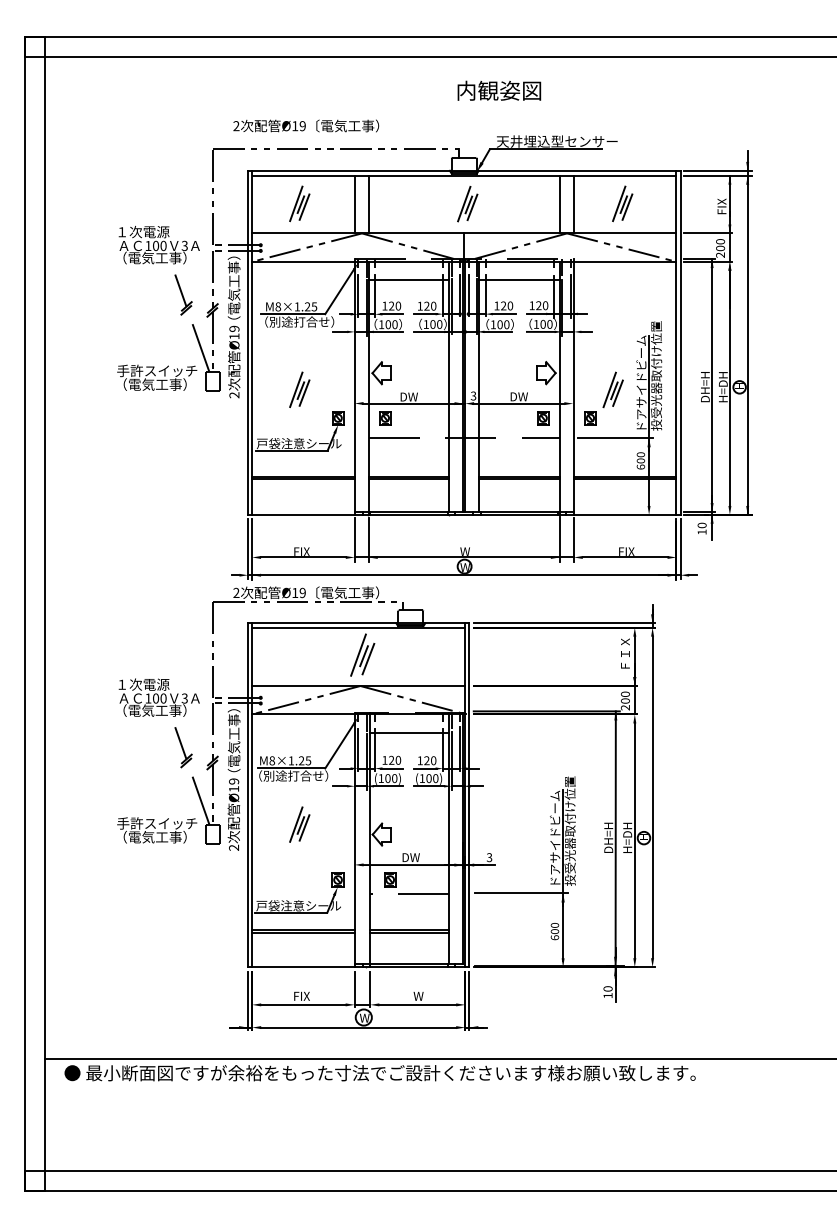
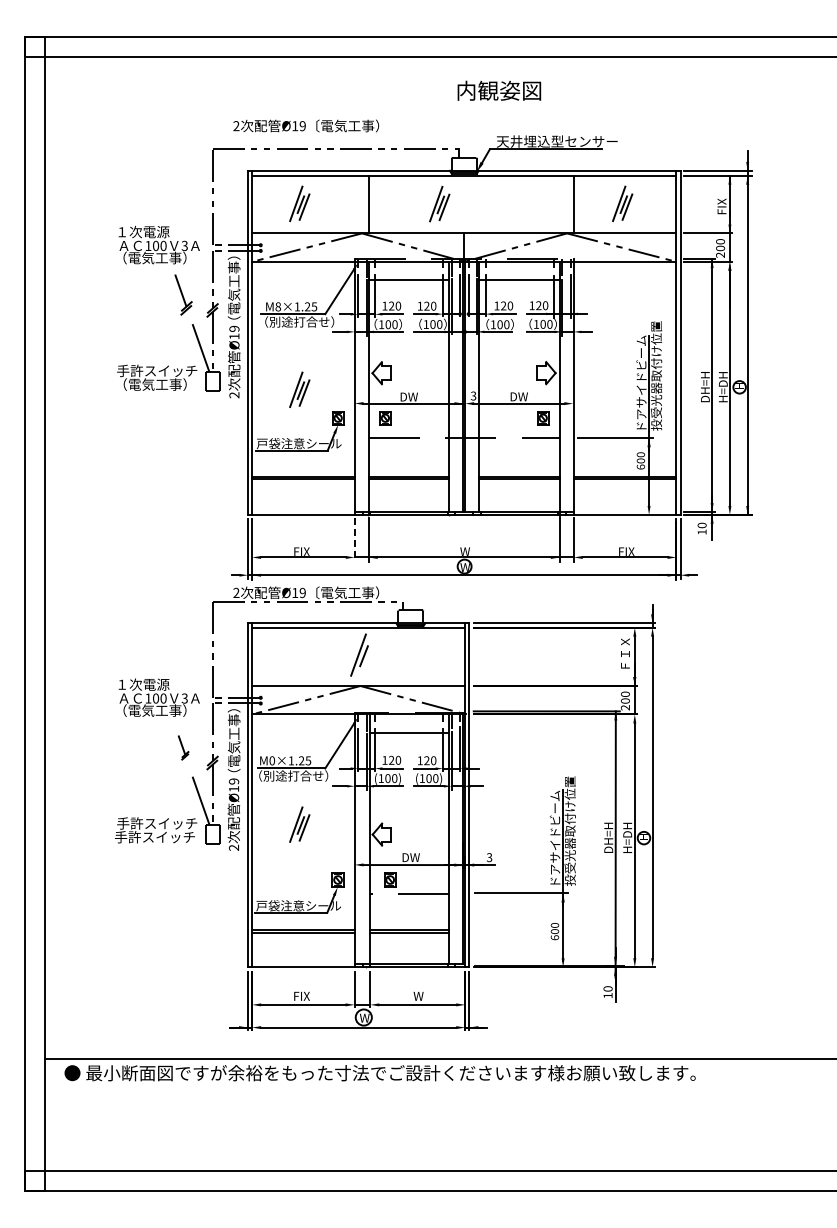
line: present -> none (354, 204)
part position: (467, 204) -> (439, 204) (439, 204)
line: present -> none (559, 204)
part: present -> none (603, 398)
line: solid -> dashed (354, 540)
line: present -> none (368, 658)
part size: 19x42 px -> 13x26 px (183, 747)
text: M8×1.25 -> M0×1.25 (272, 761)
text: （電気工事） -> 手許スイッチ (154, 836)
